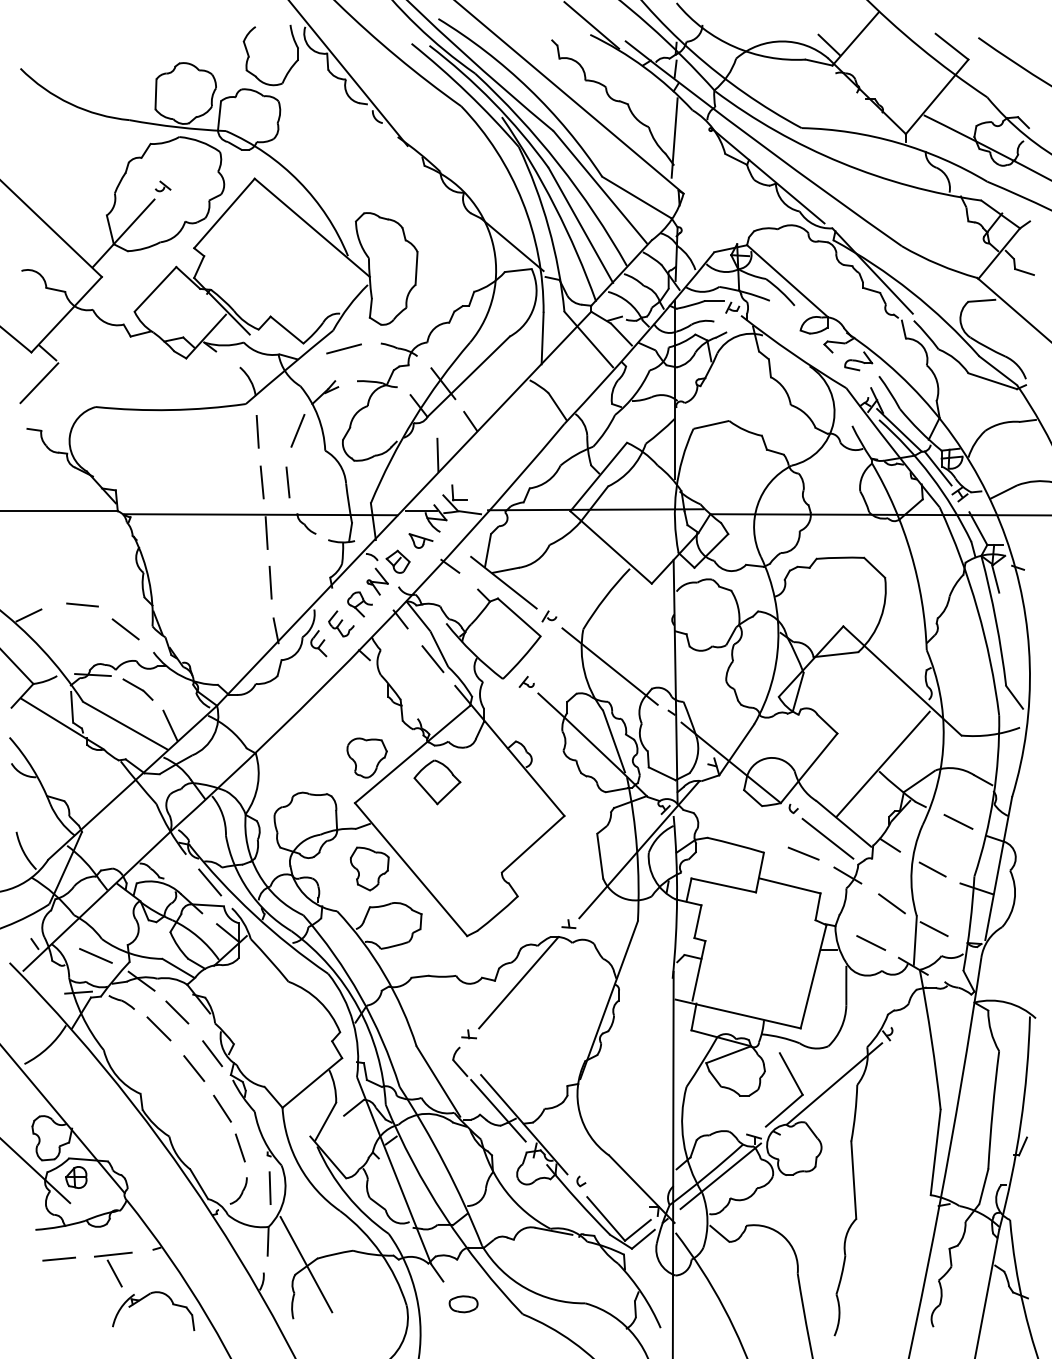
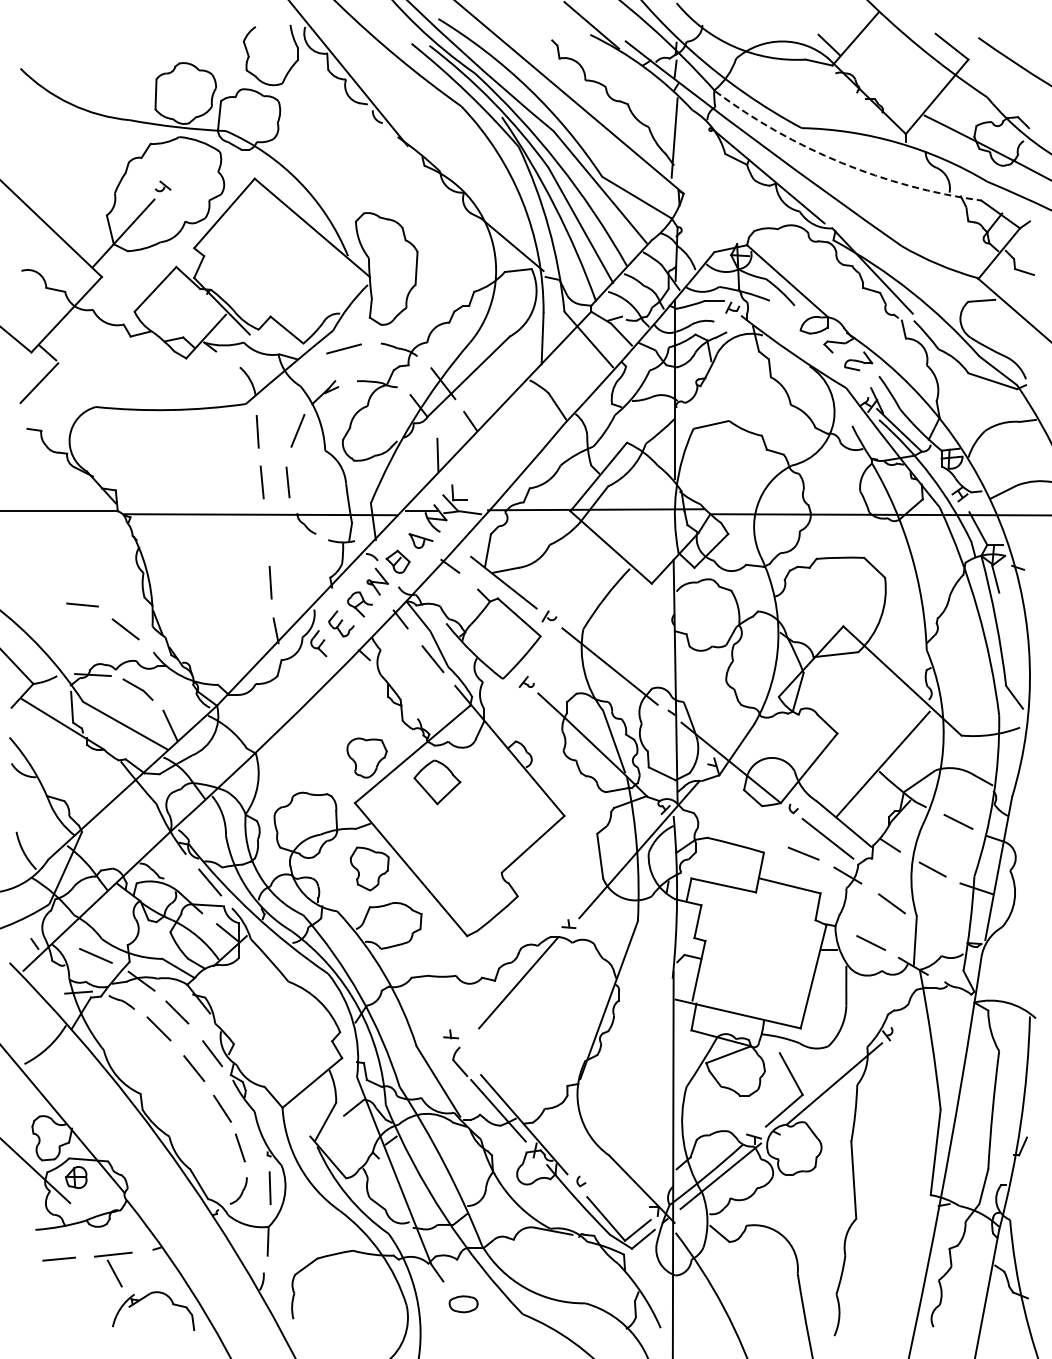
arc: solid -> dashed (841, 162)
line: present -> none (937, 468)
line: present -> none (266, 532)
line: present -> none (28, 615)
line: present -> none (933, 929)
part position: (468, 1034) -> (450, 1034) (450, 1034)
line: present -> none (306, 1264)
